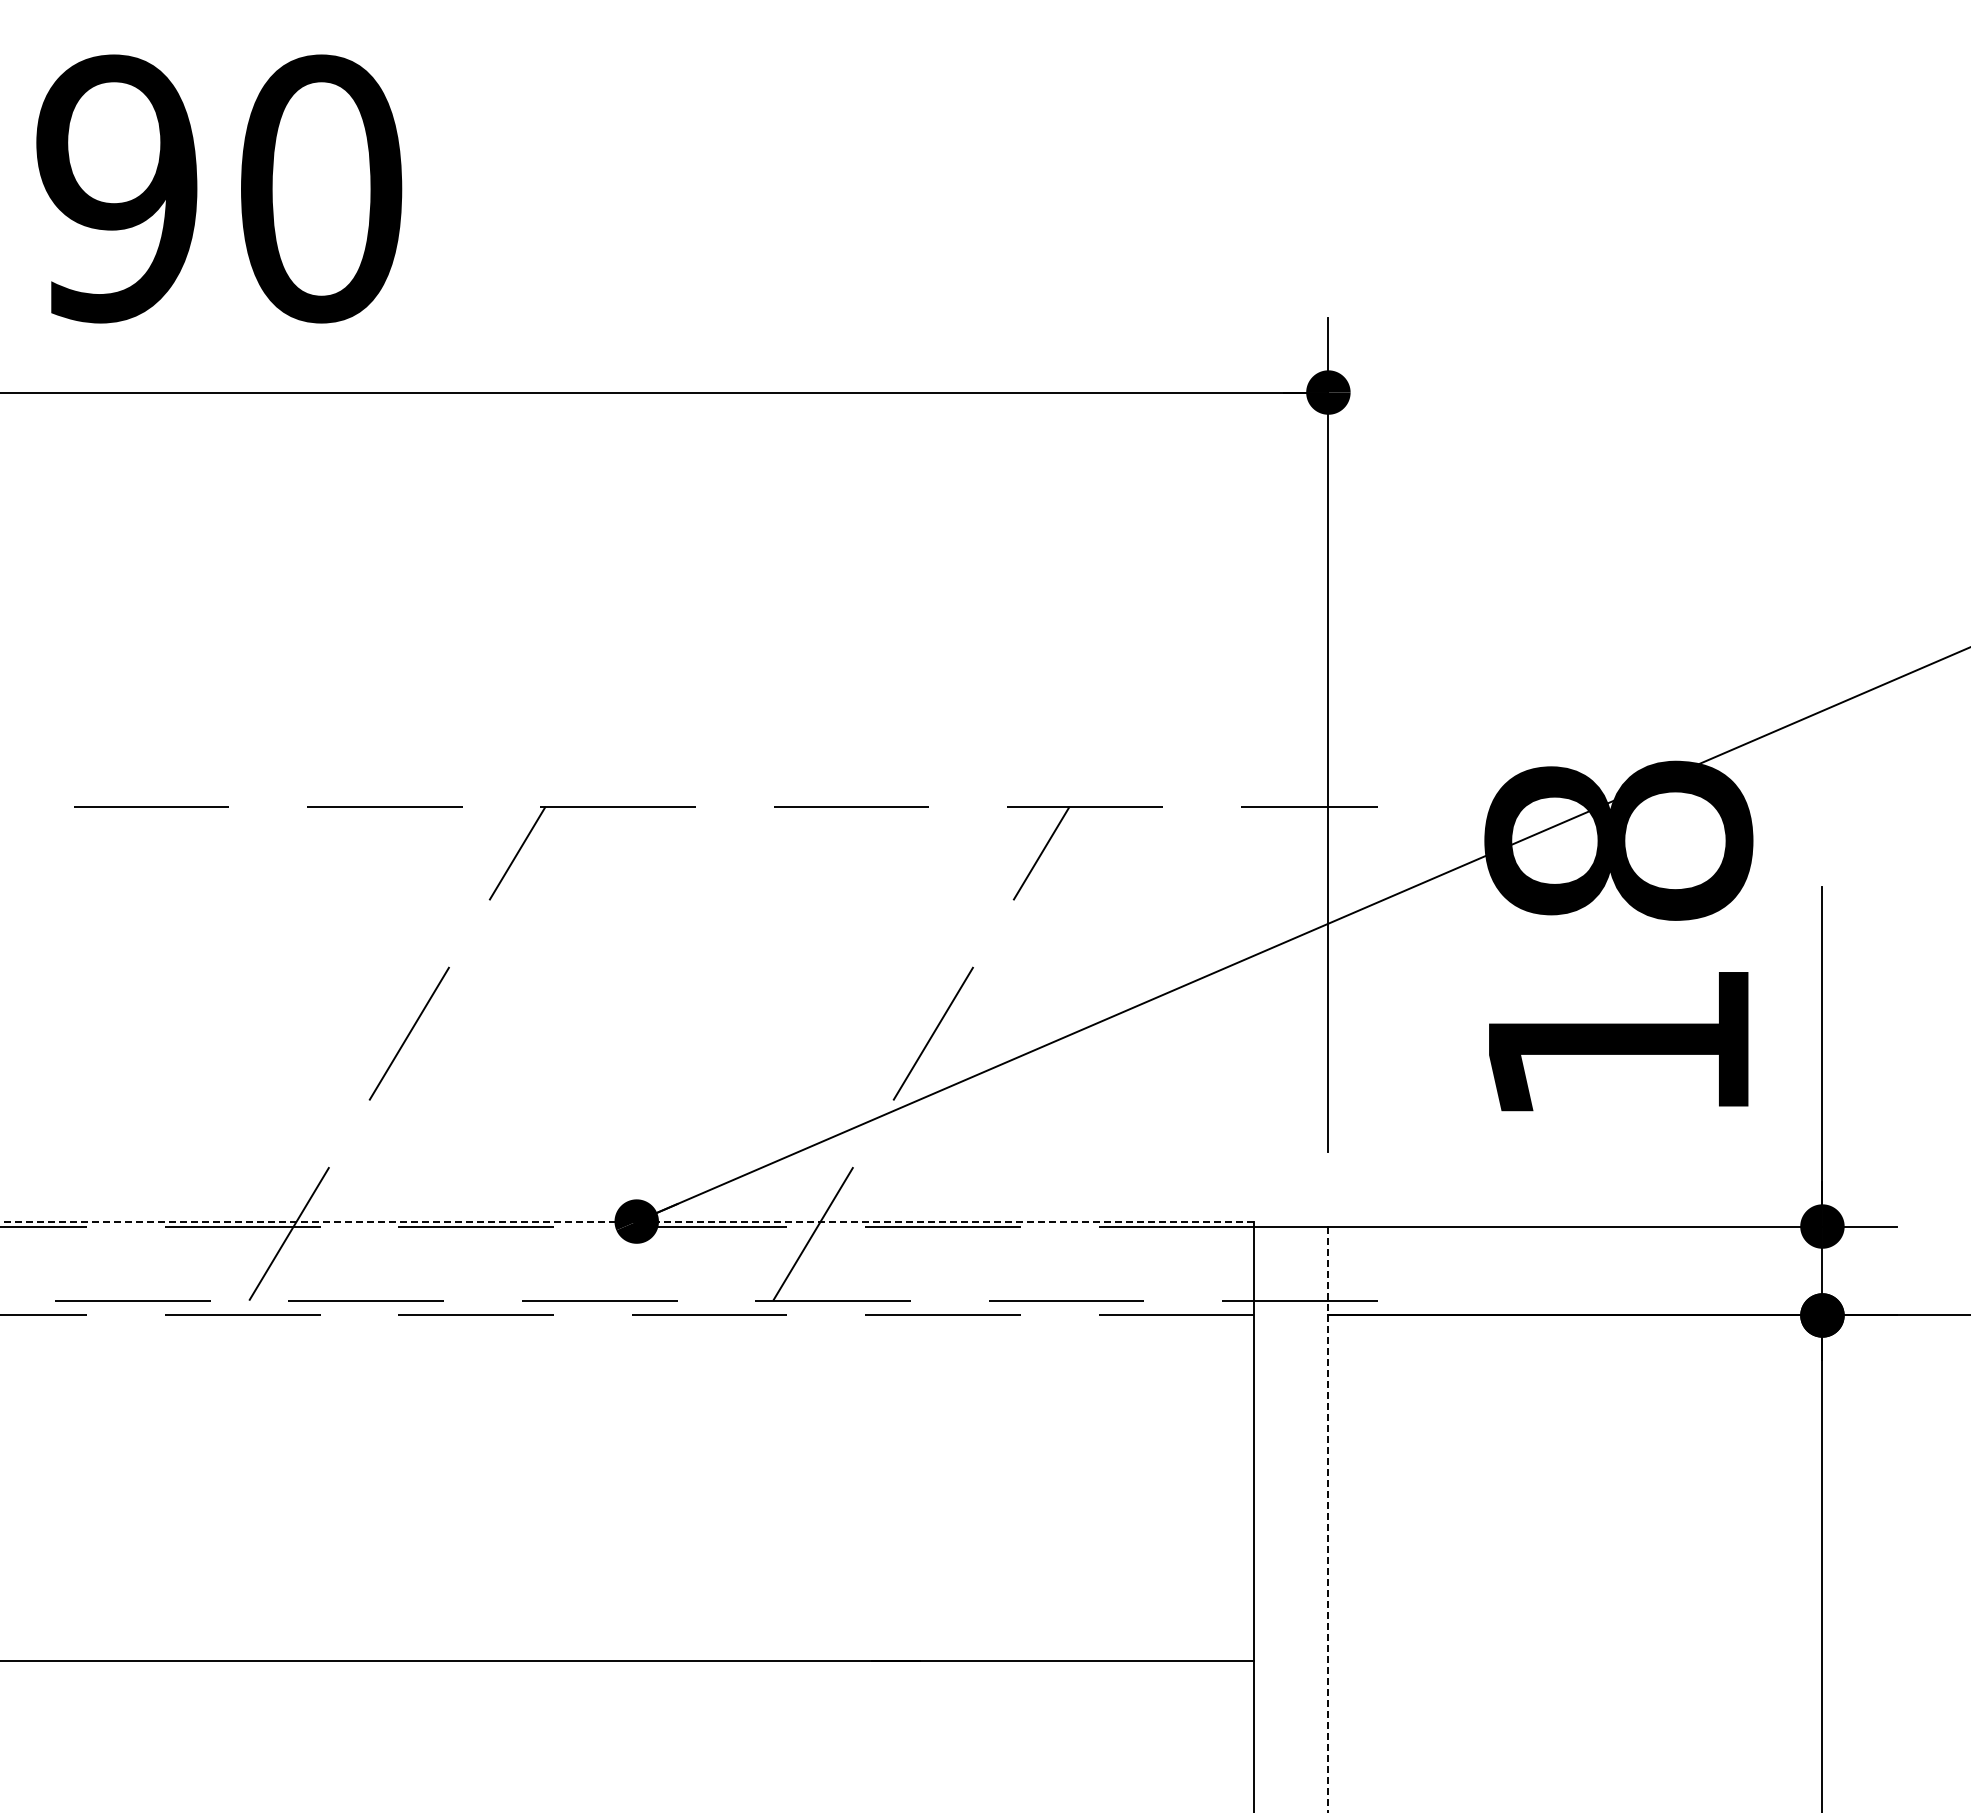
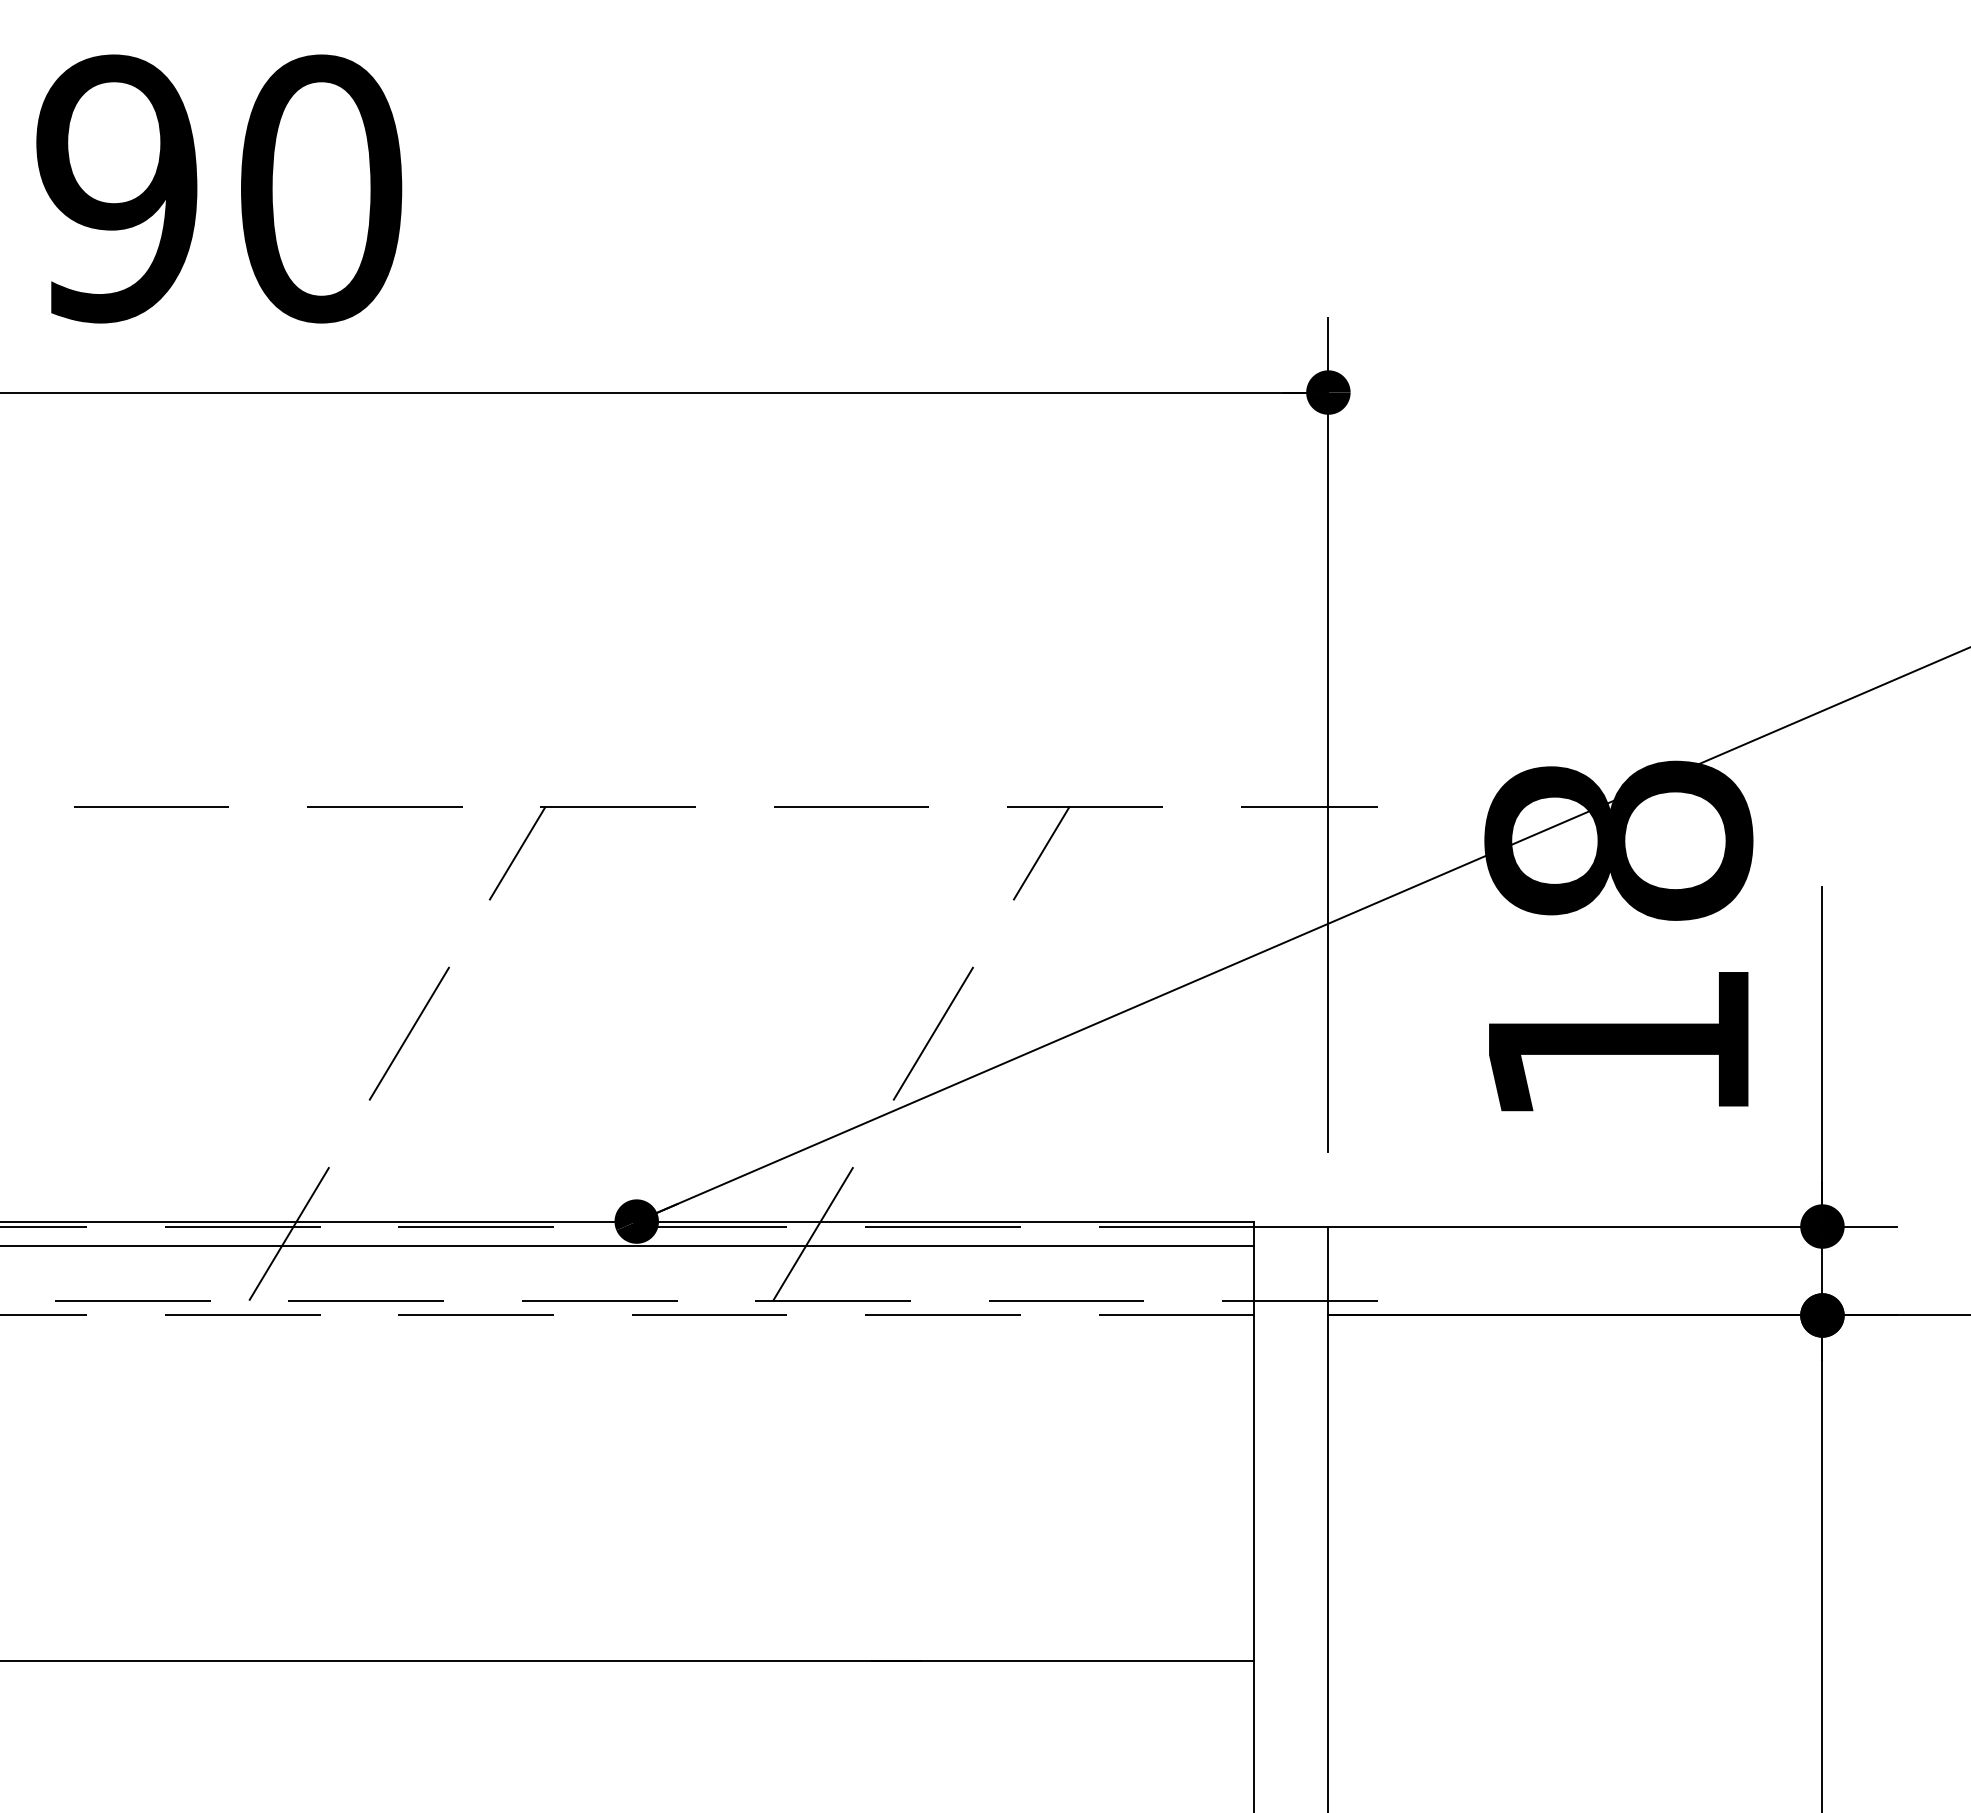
line: dashed -> solid (627, 1221)
line: none -> present (628, 1246)
line: dashed -> solid (1328, 1519)
